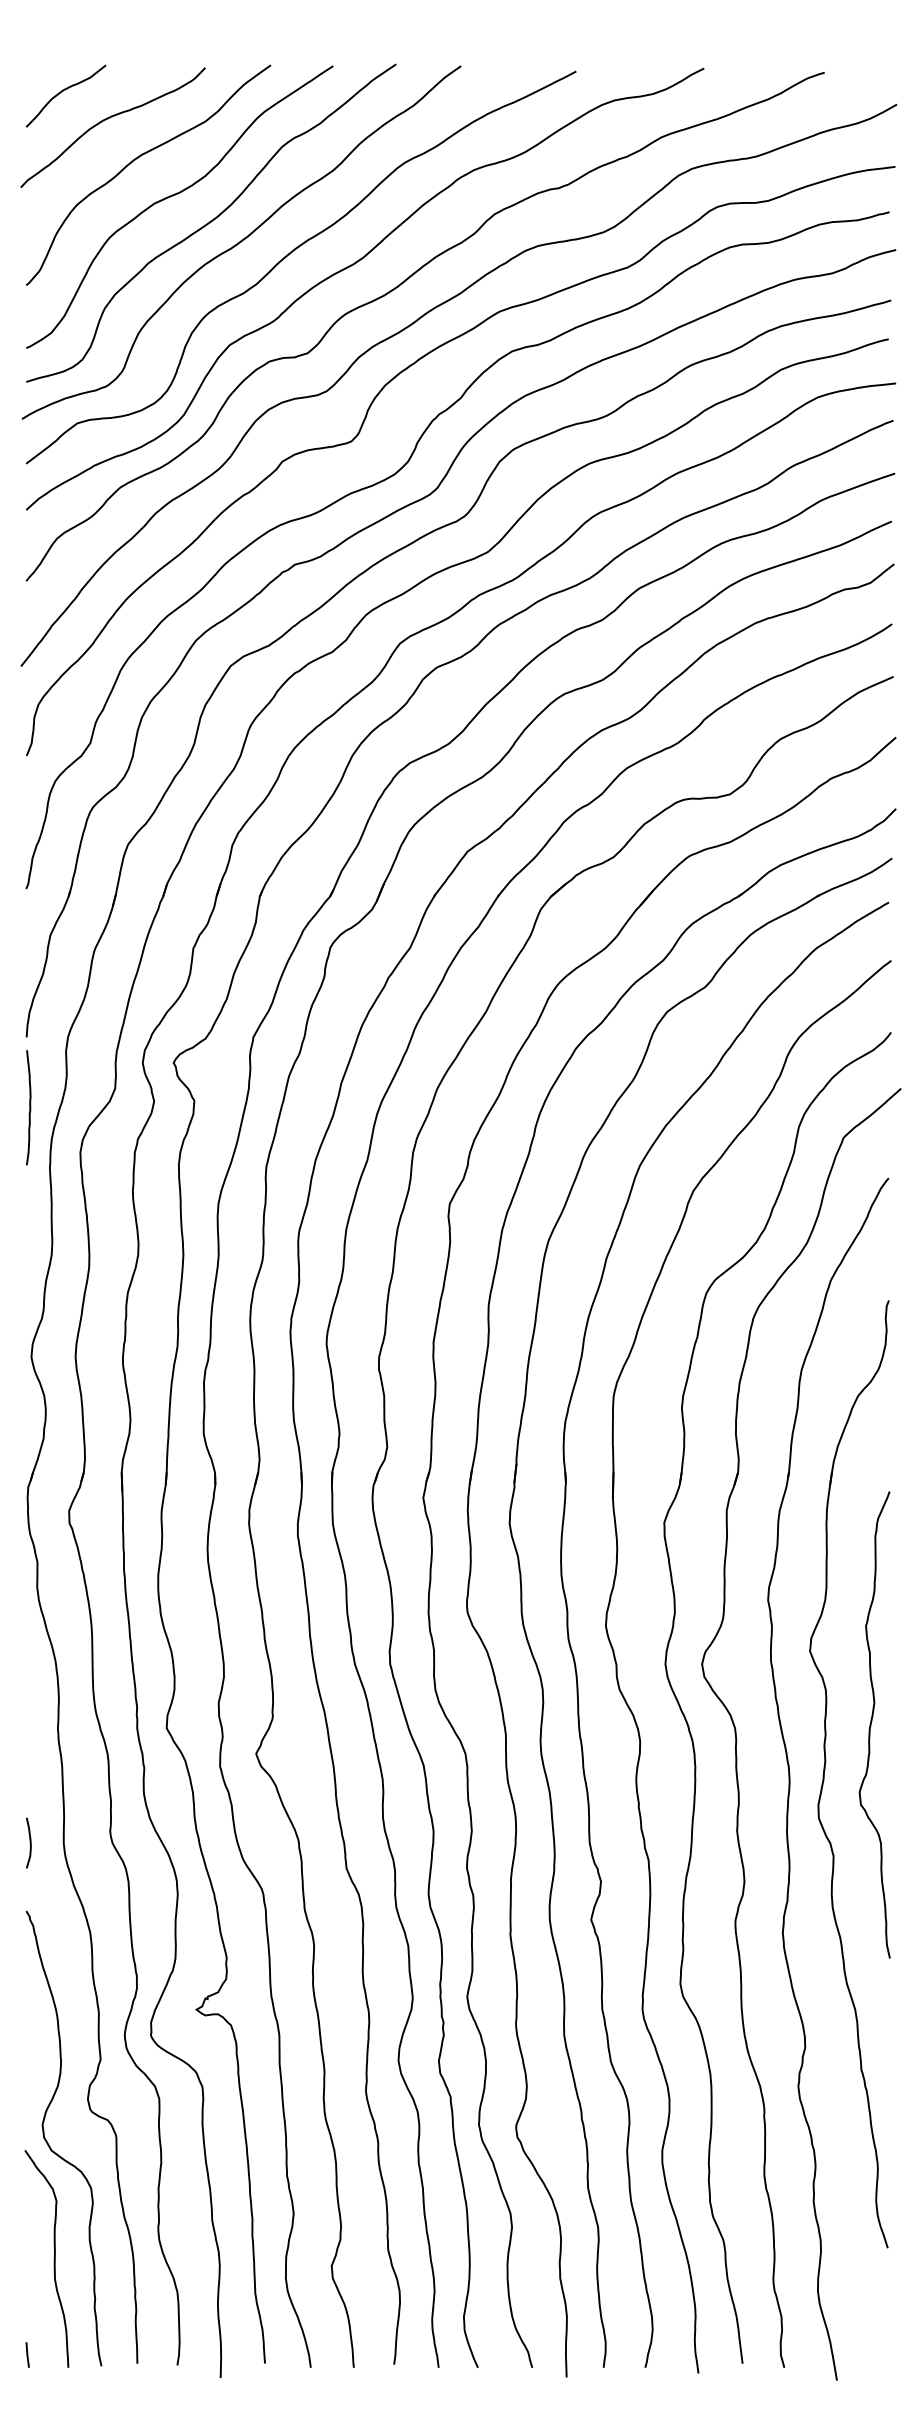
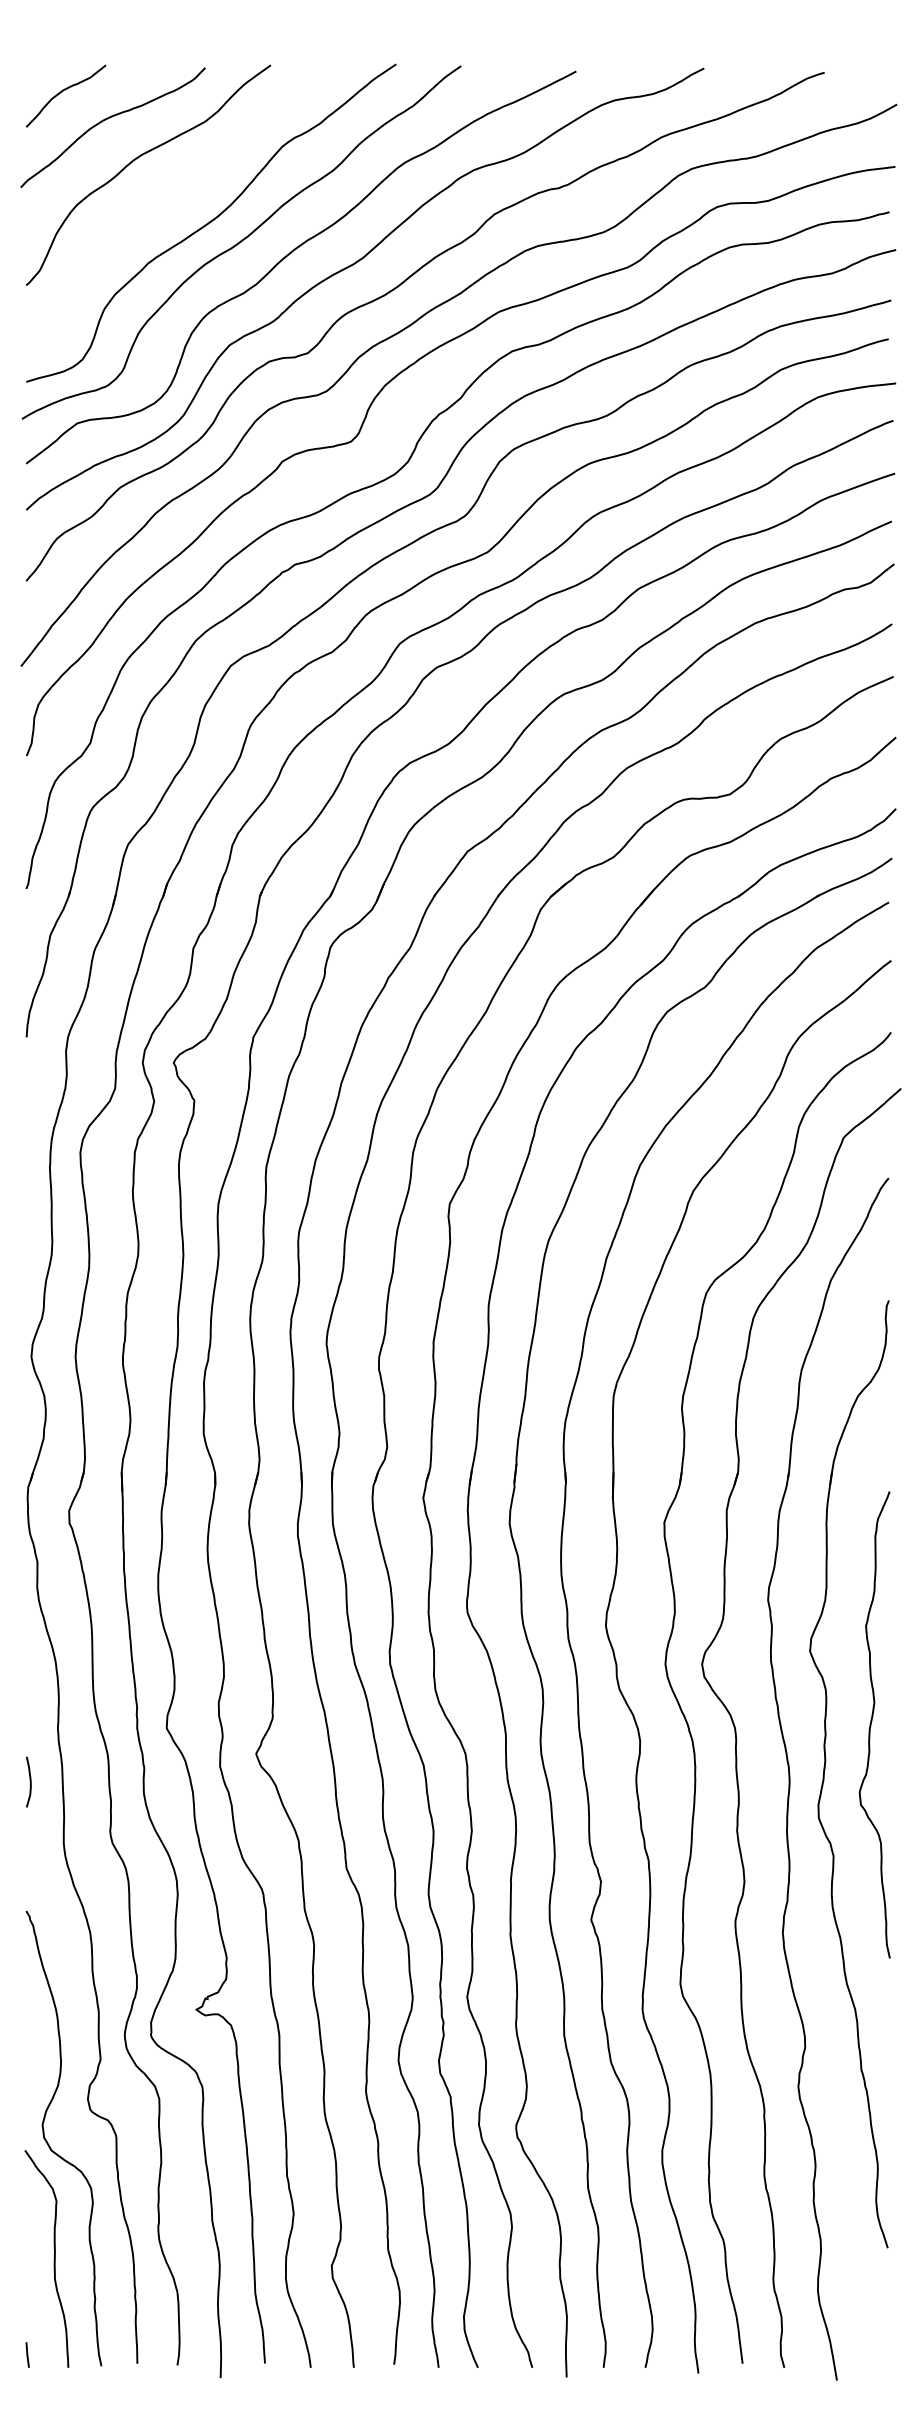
curve: present -> none (173, 196)
curve: present -> none (29, 1107)
curve position: (29, 1842) -> (29, 1781) (29, 1781)
